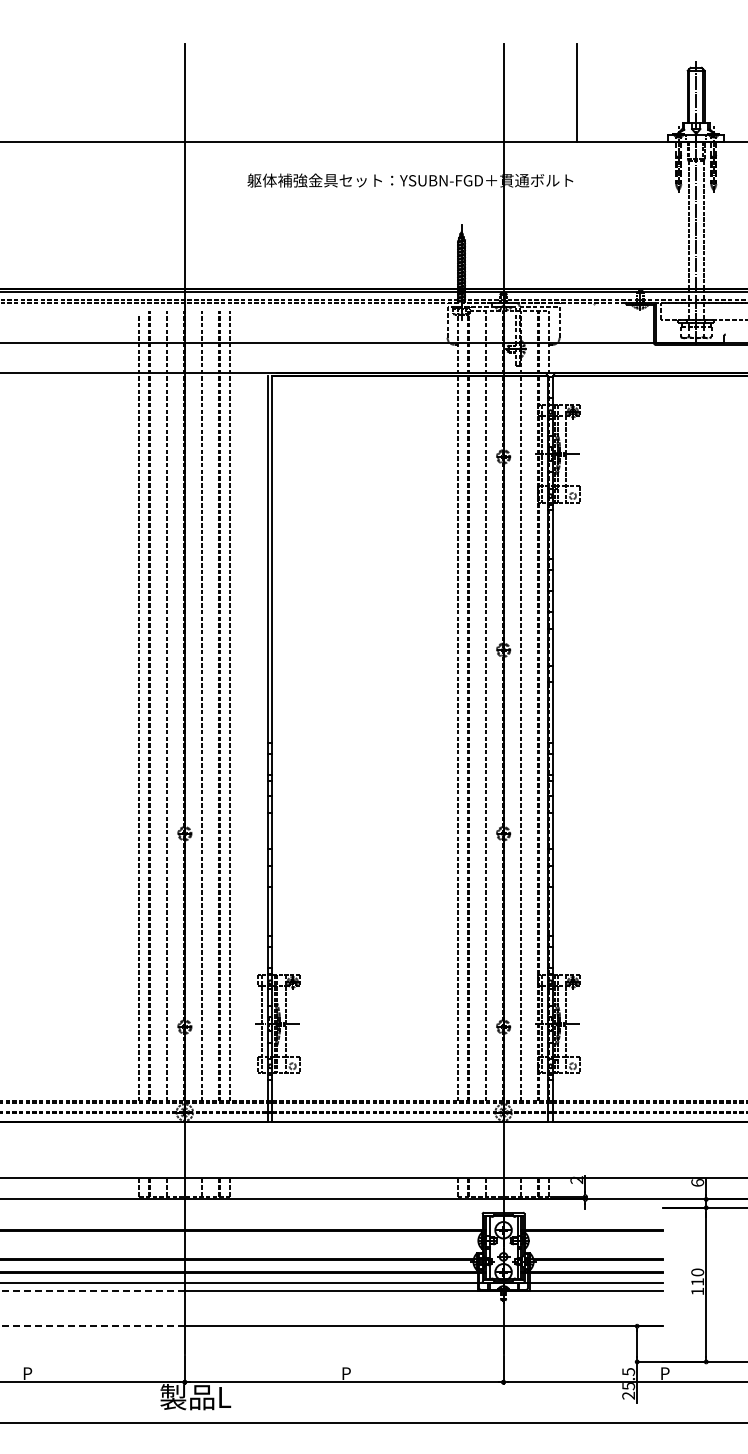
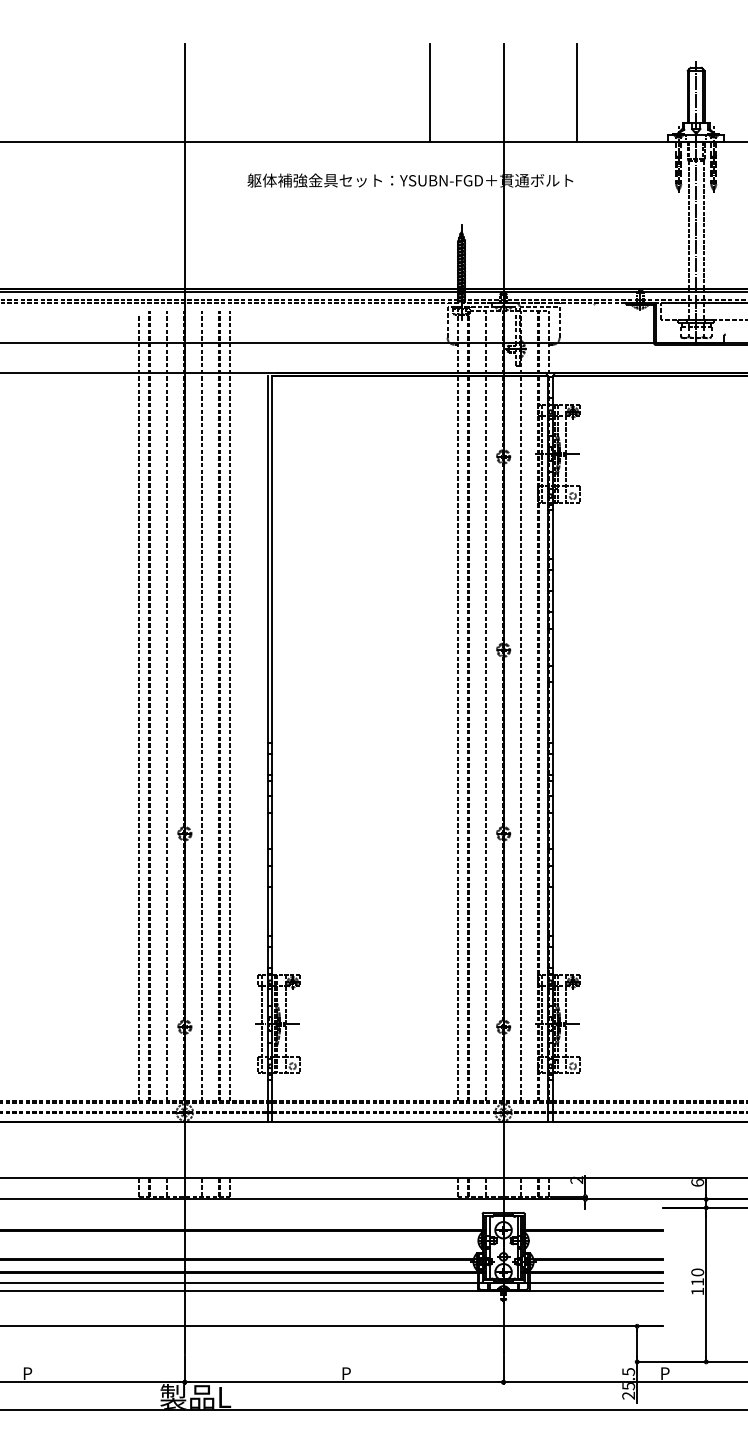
line: none -> present (430, 92)
line: dashed -> solid (92, 1291)
line: dashed -> solid (92, 1326)
line position: (373, 1423) -> (373, 1410) (373, 1410)
